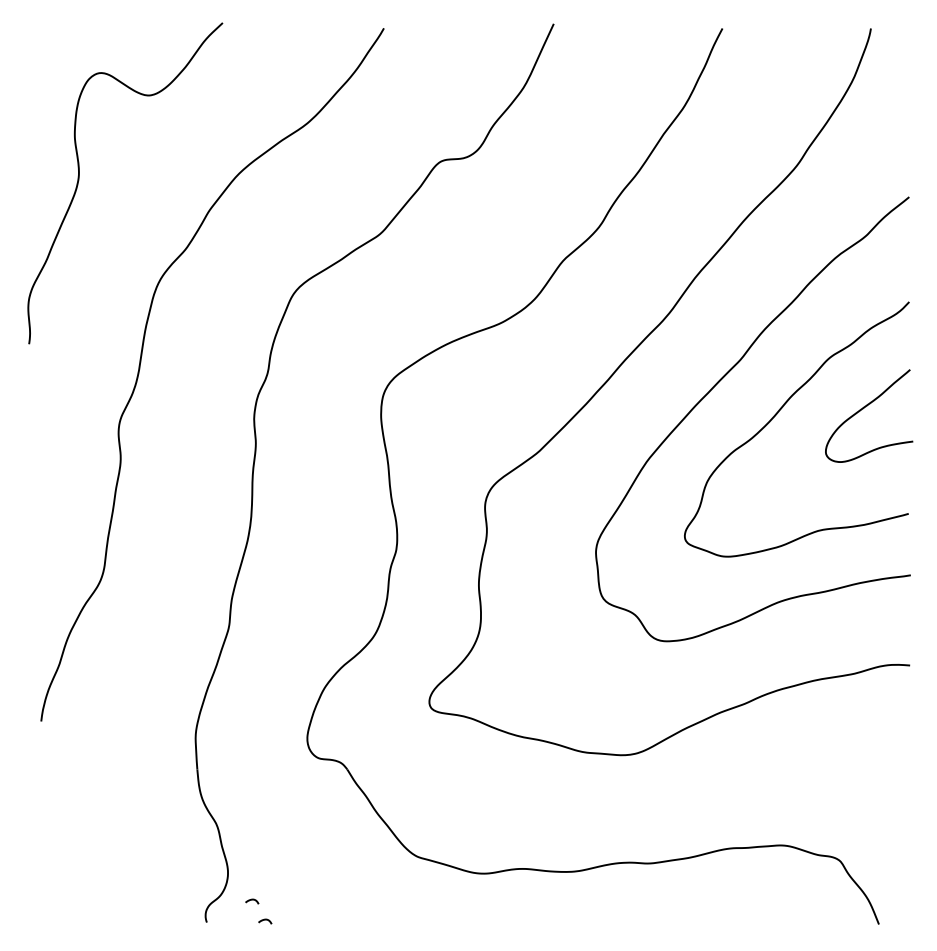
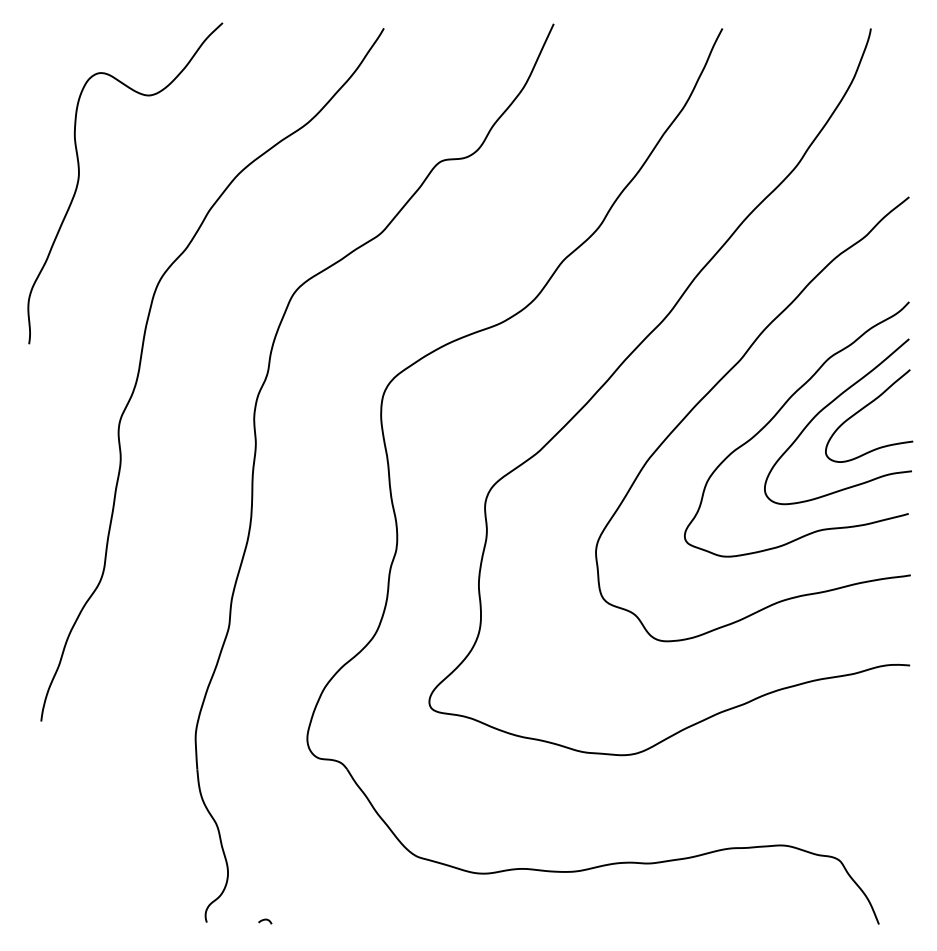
curve: none -> present (825, 408)
curve: present -> none (252, 900)
